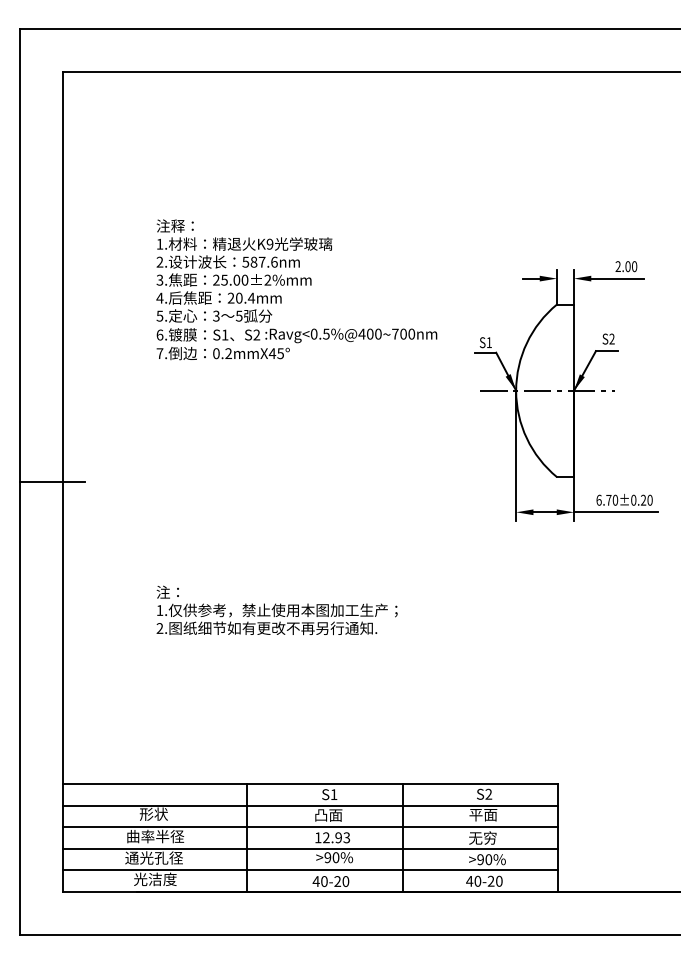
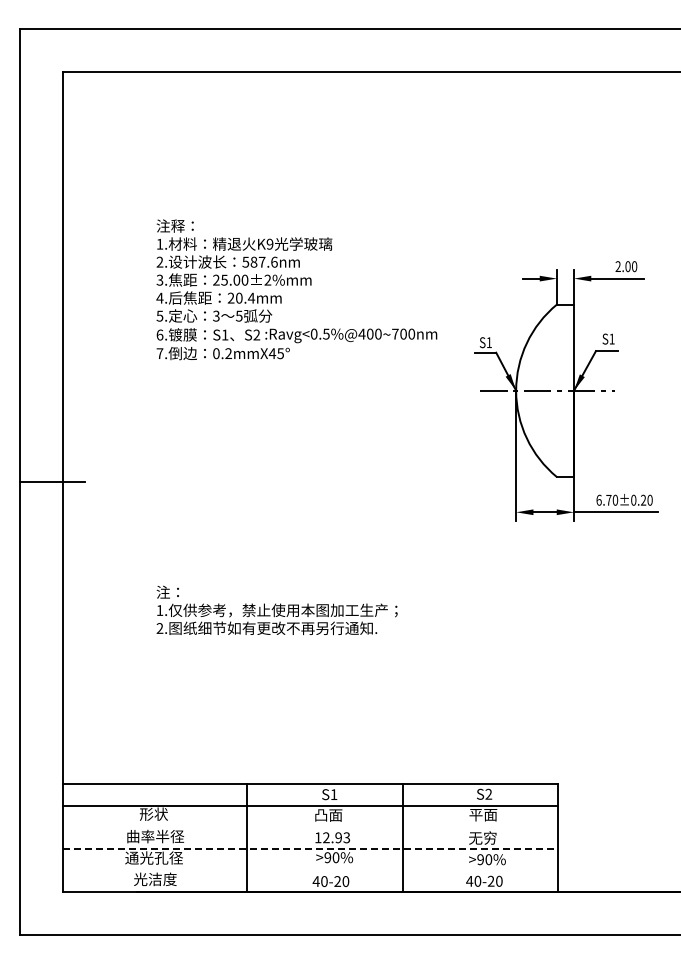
text: S2 -> S1 (611, 338)
line: present -> none (310, 827)
line: solid -> dashed (311, 848)
line: present -> none (310, 870)
